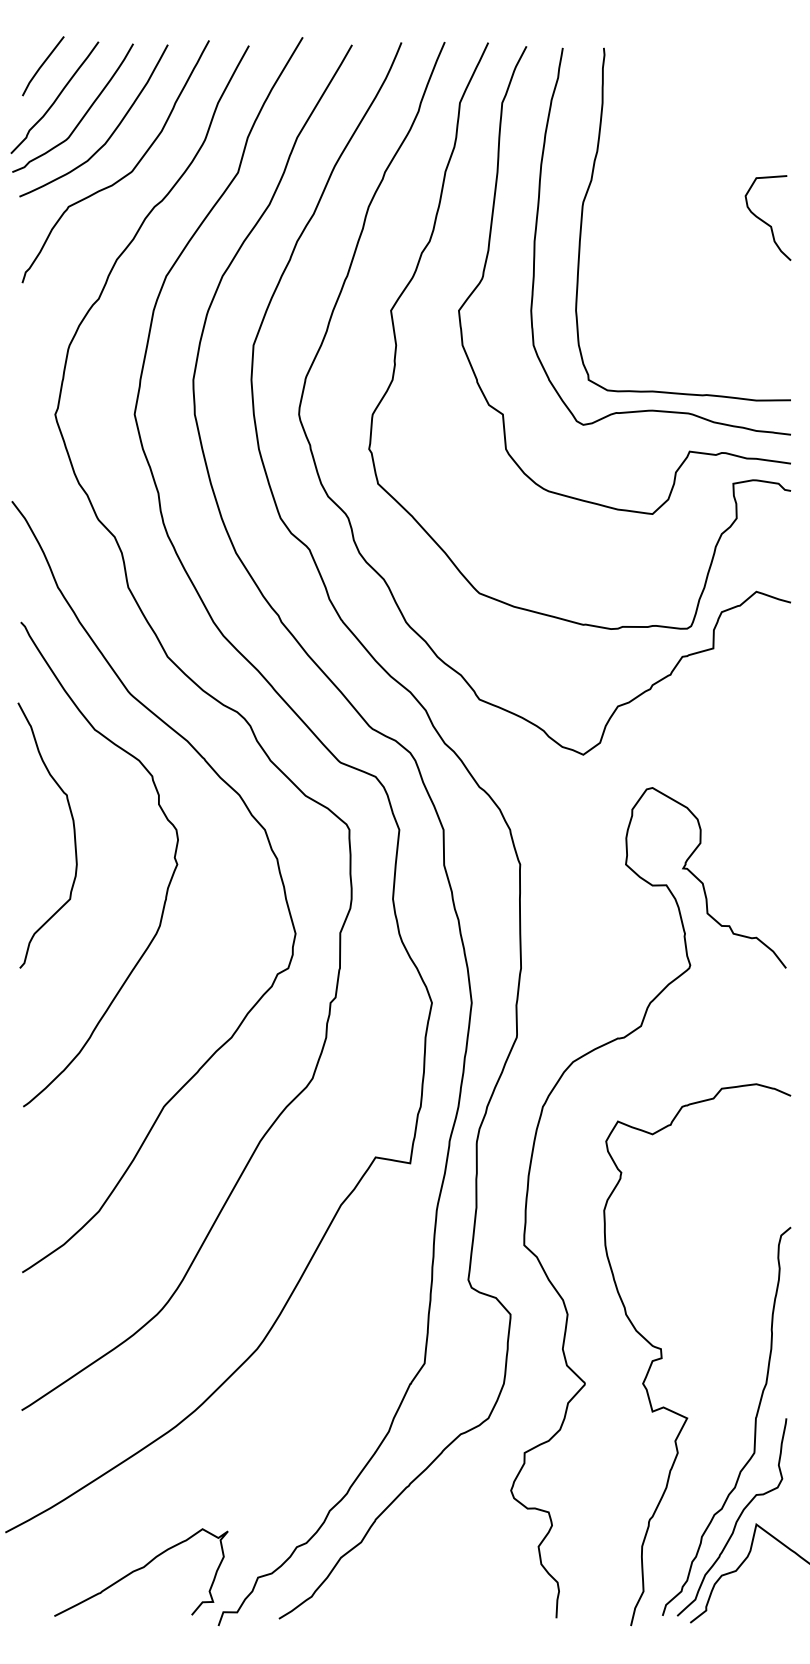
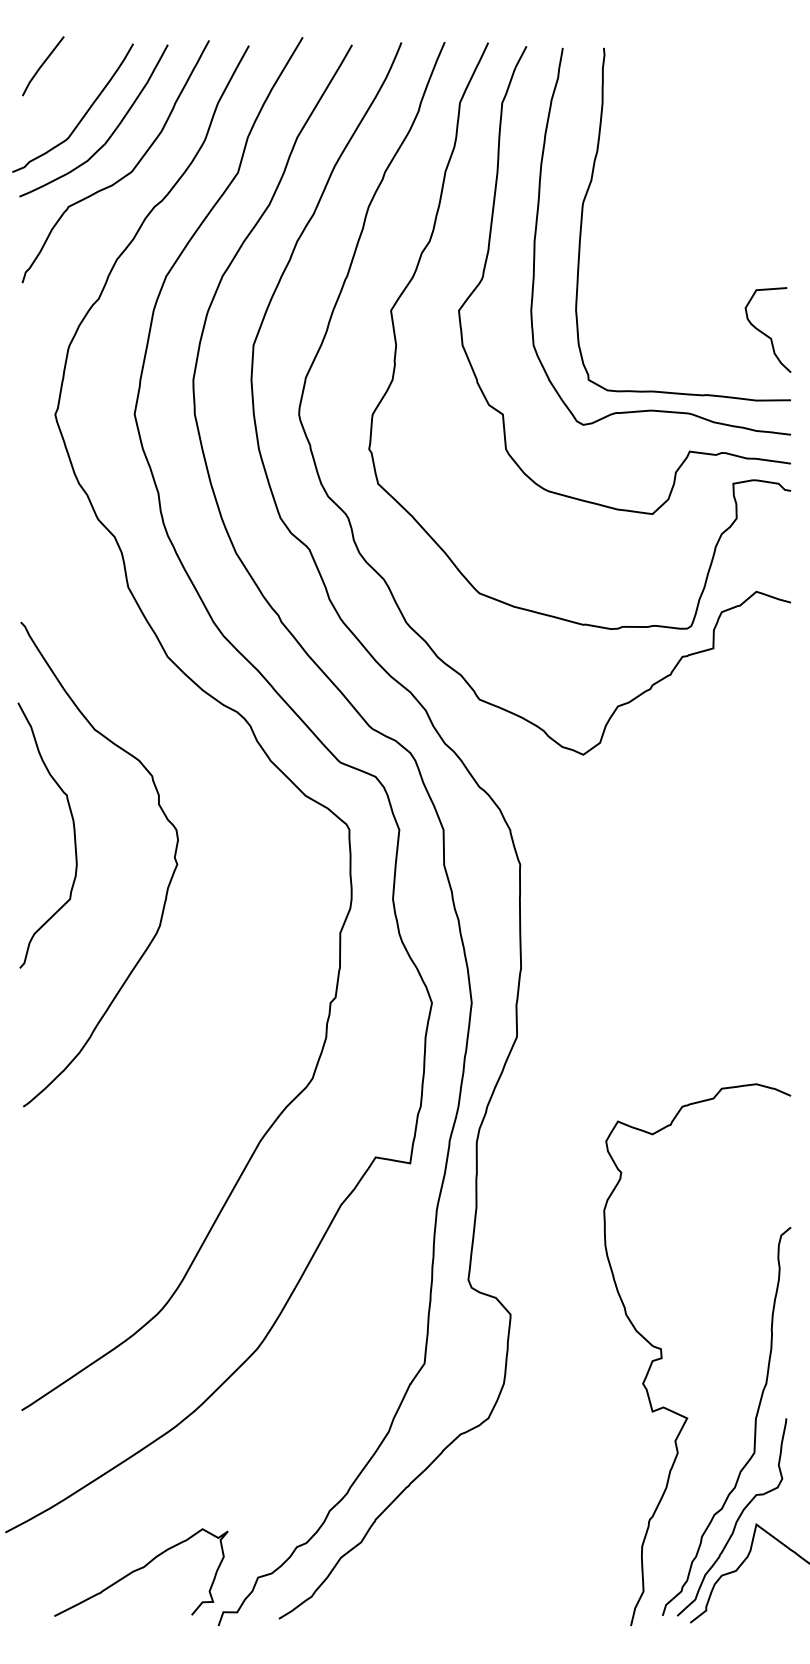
curve: present -> none (55, 98)
curve position: (765, 221) -> (765, 333) (765, 333)
curve: present -> none (251, 816)
curve: present -> none (528, 1193)
